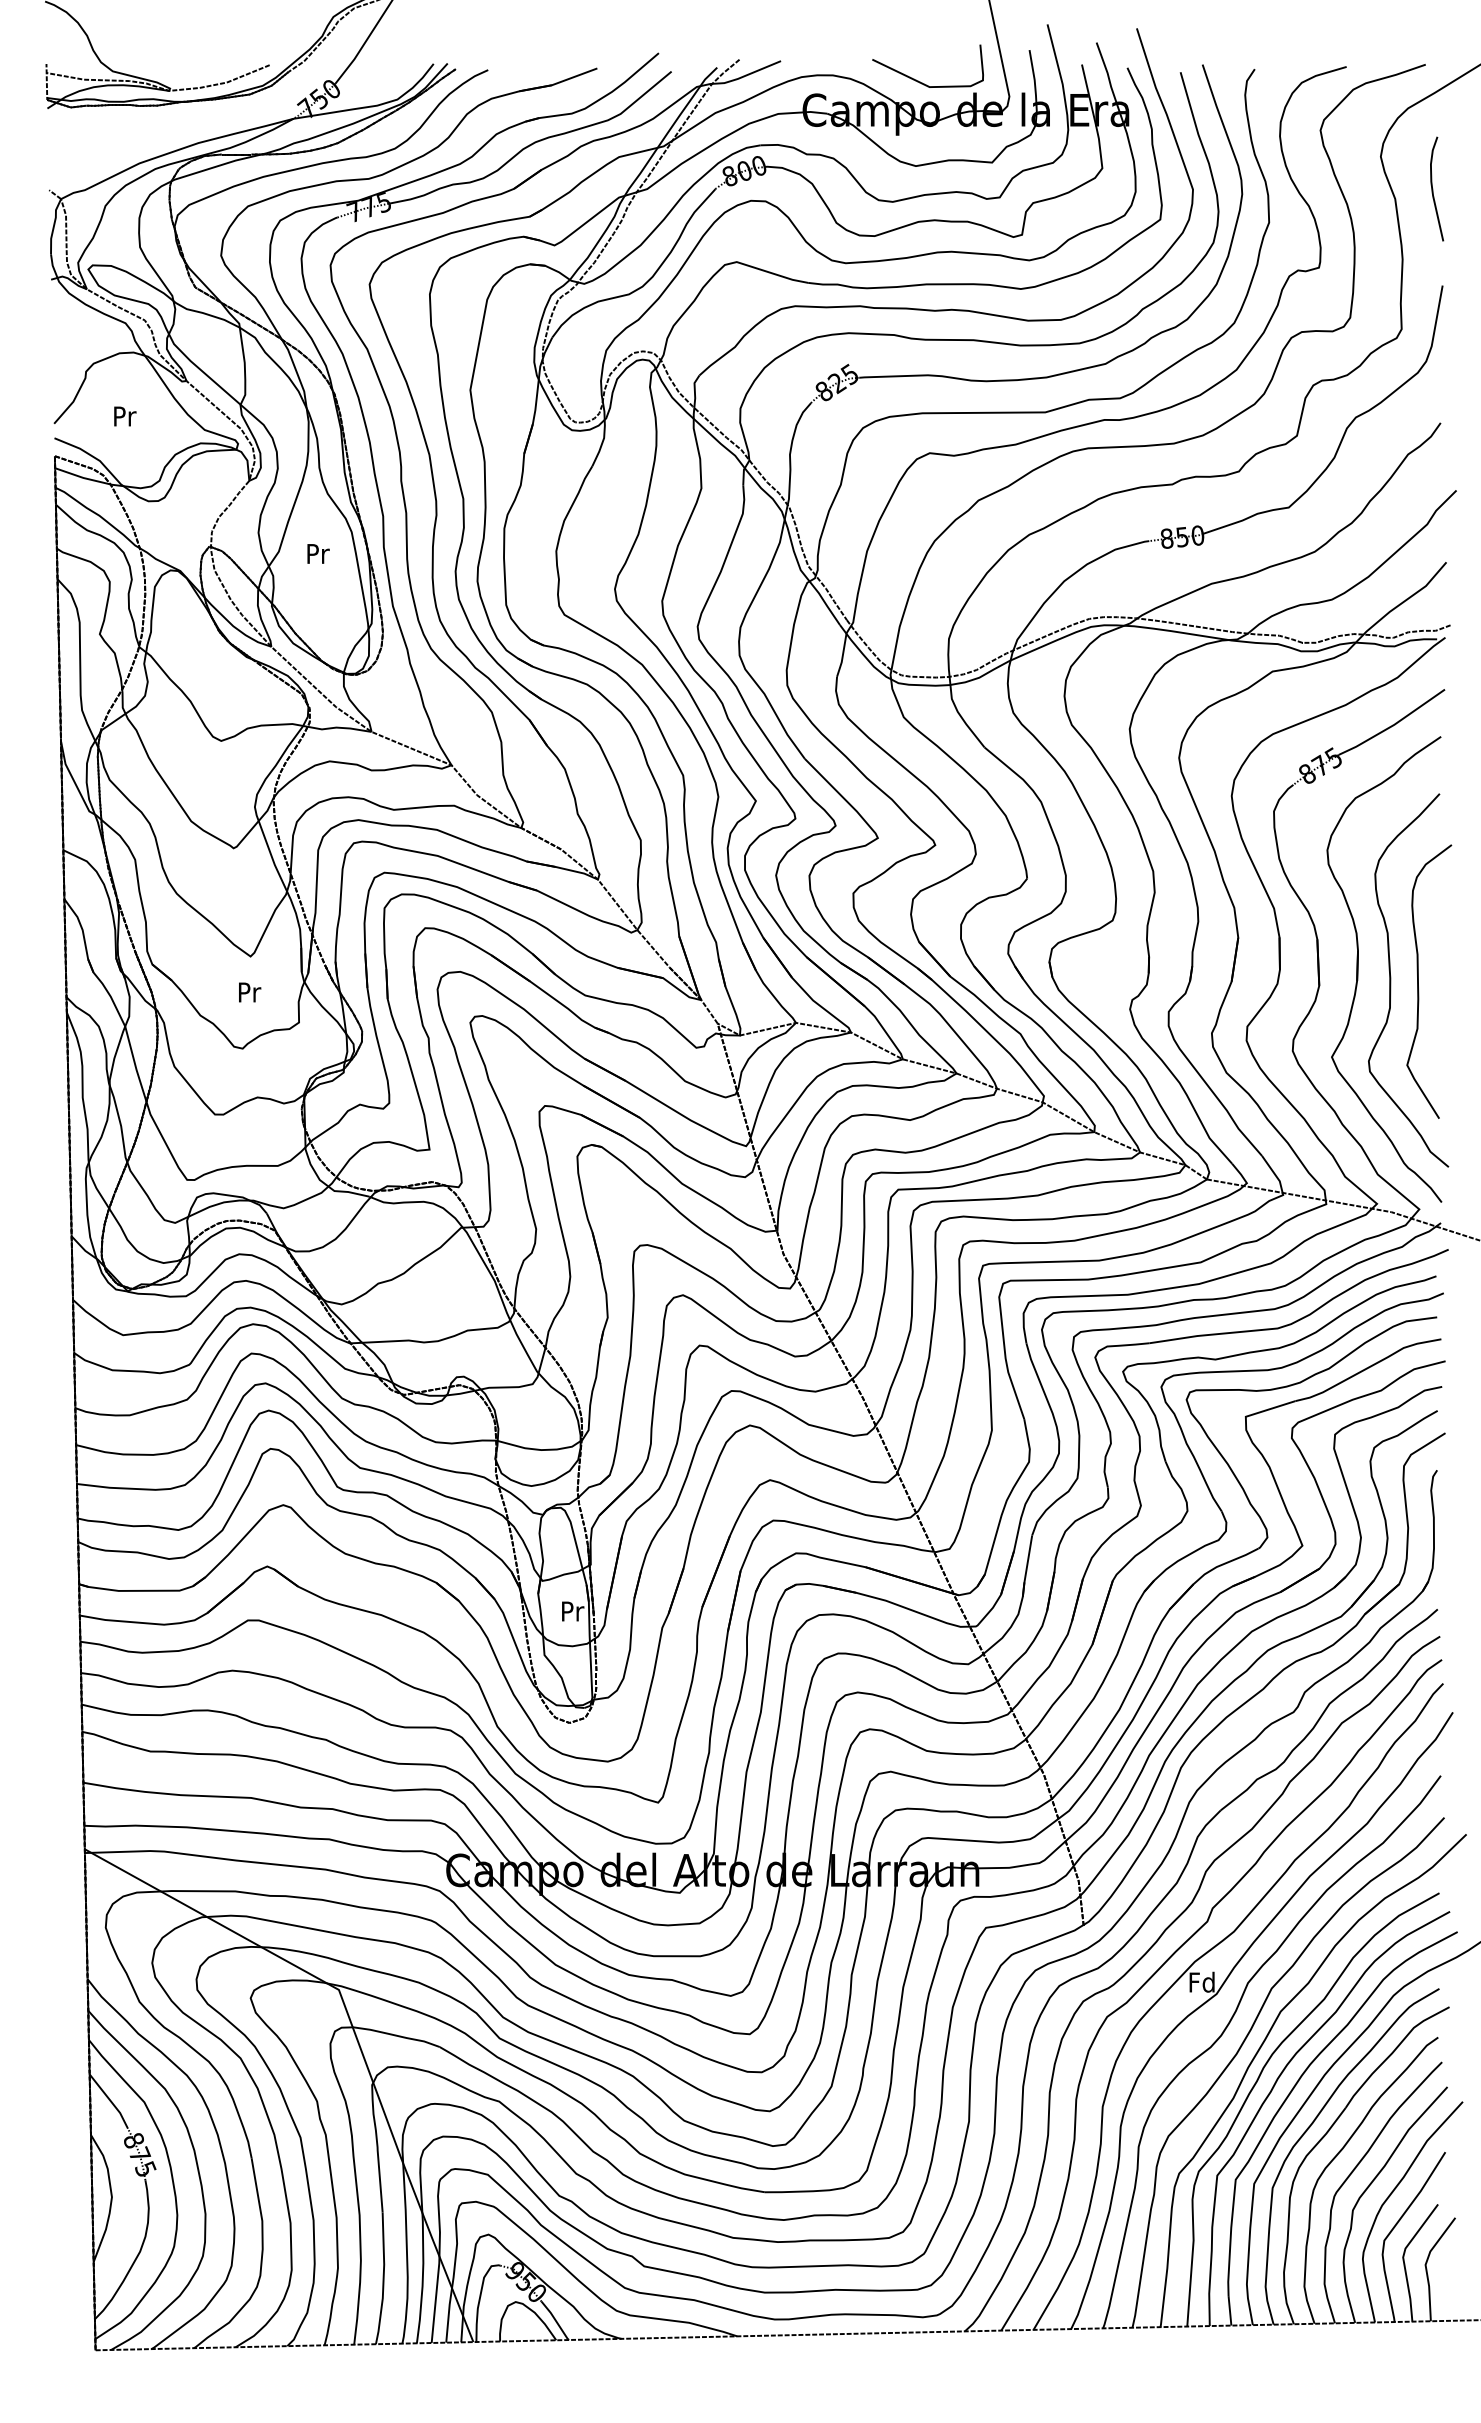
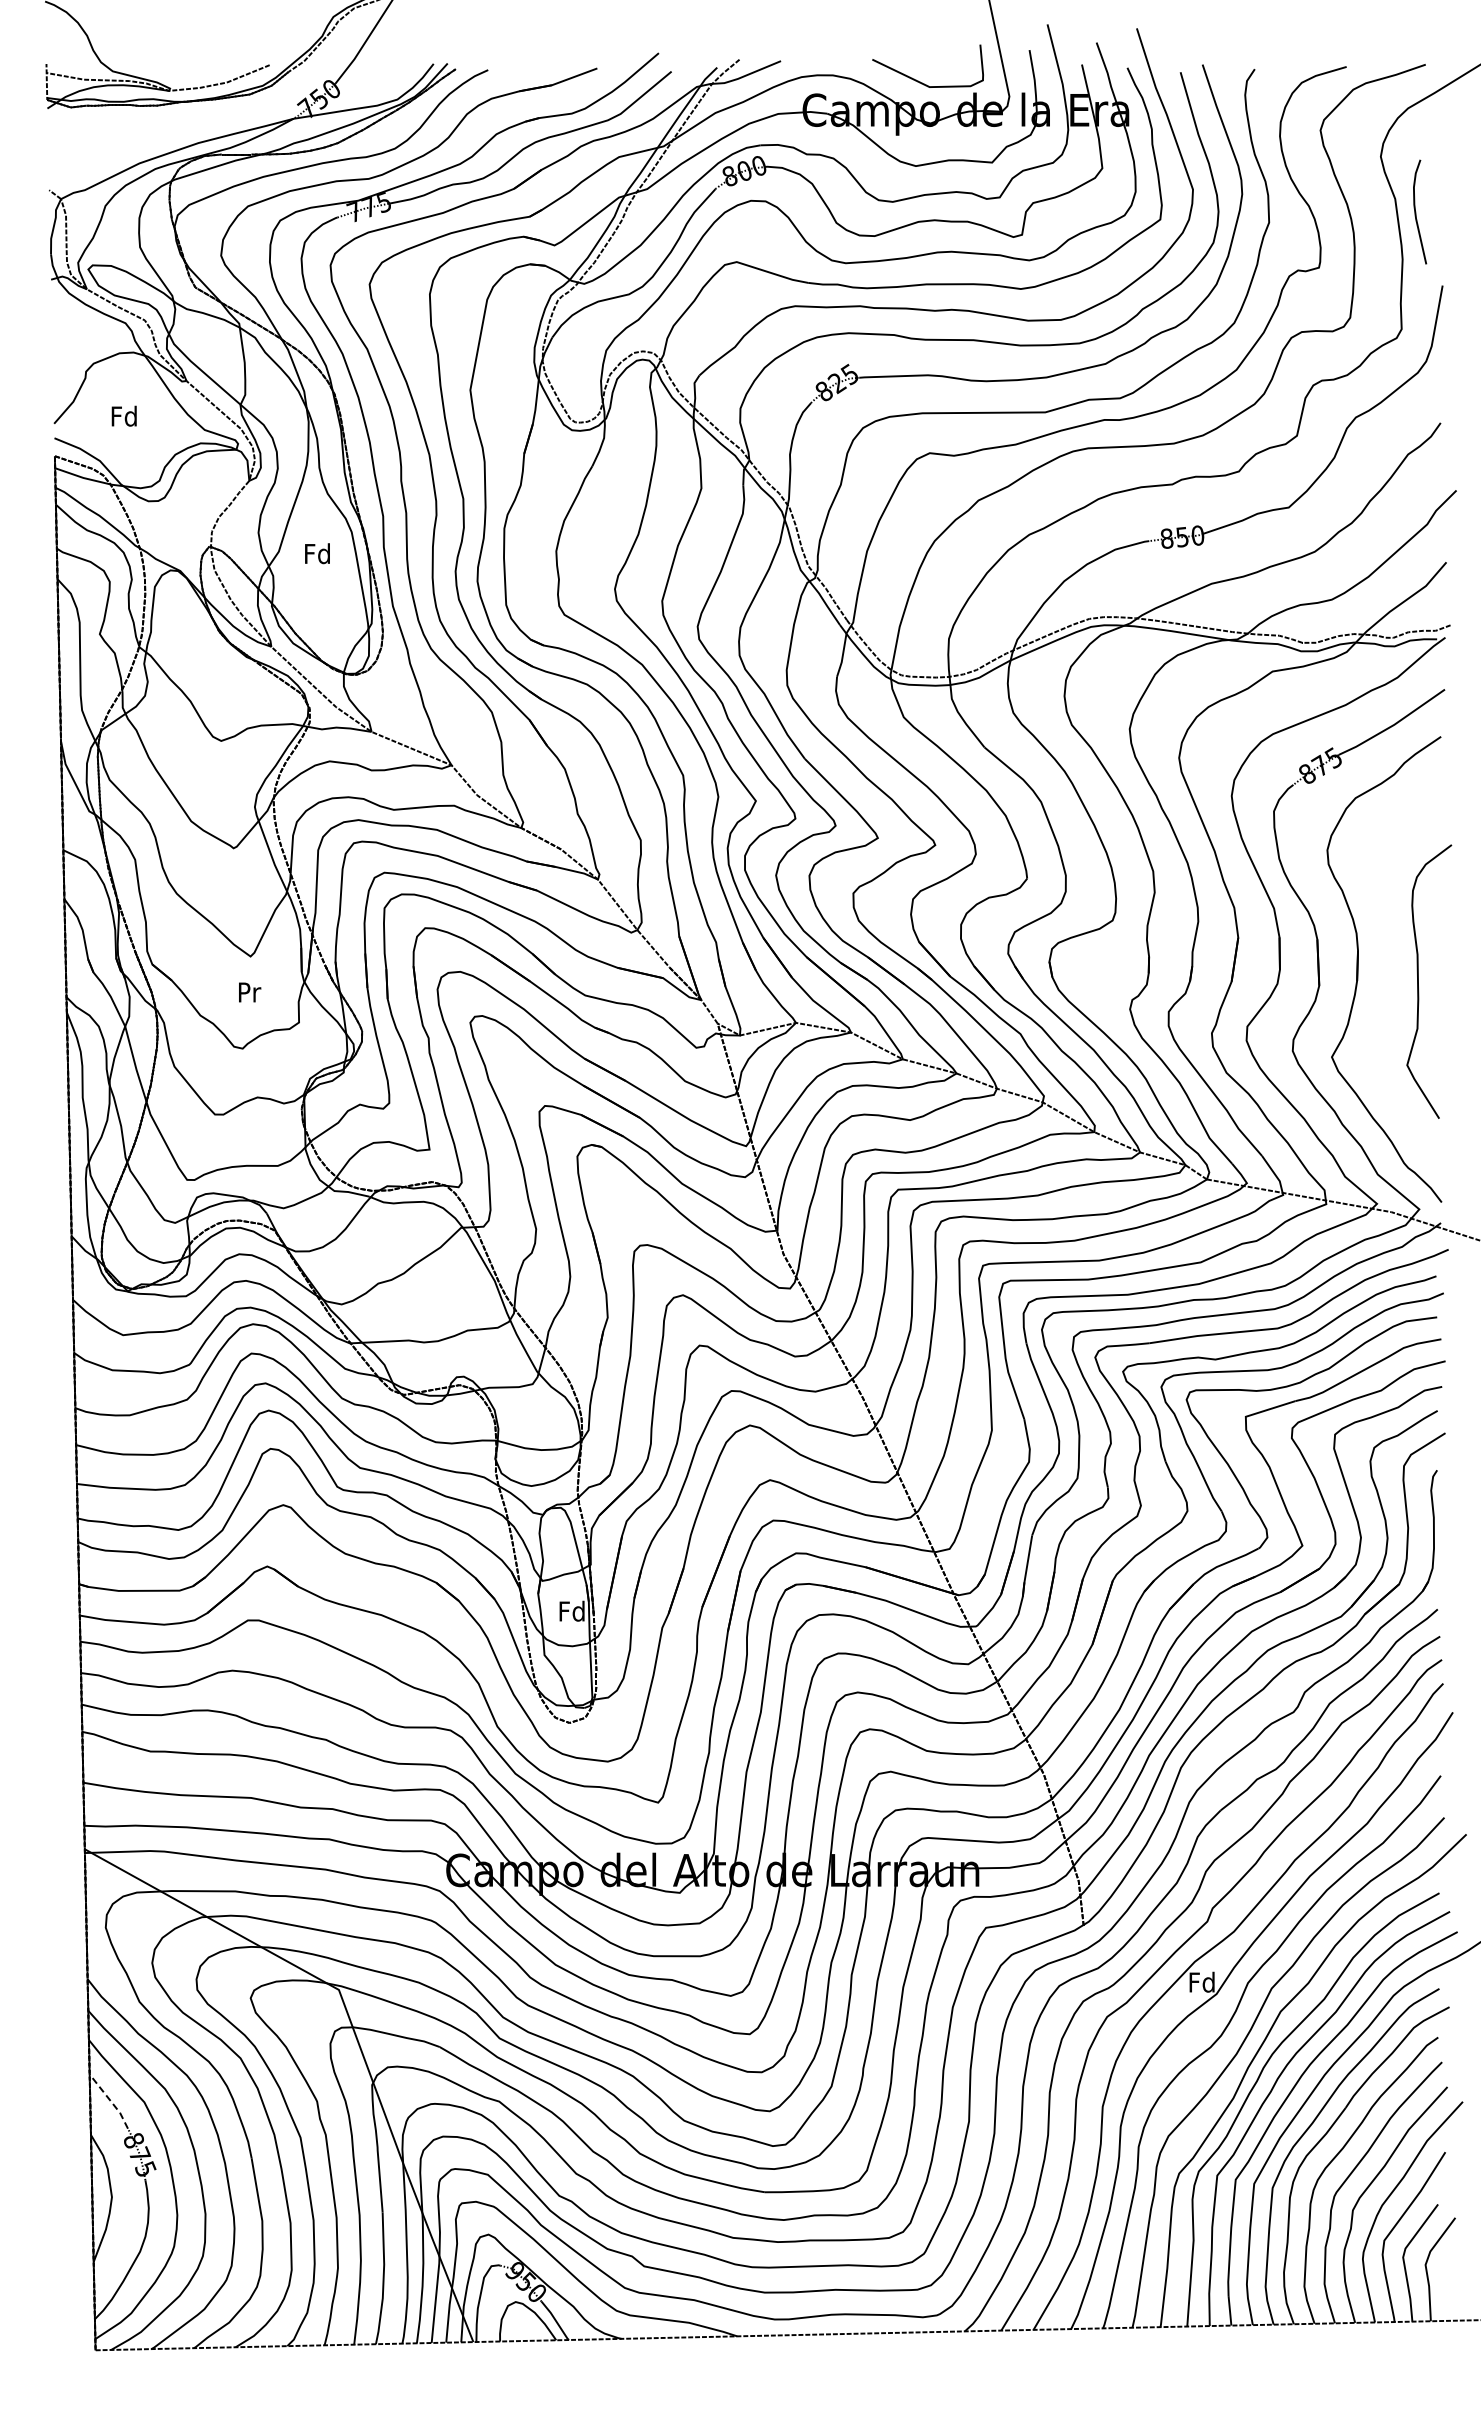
curve position: (1433, 188) -> (1416, 211) (1416, 211)
text: Pr -> Fd (123, 415)
text: Pr -> Fd (317, 553)
curve: present -> none (1391, 980)
text: Pr -> Fd (571, 1610)
line: solid -> dashed (110, 2100)
